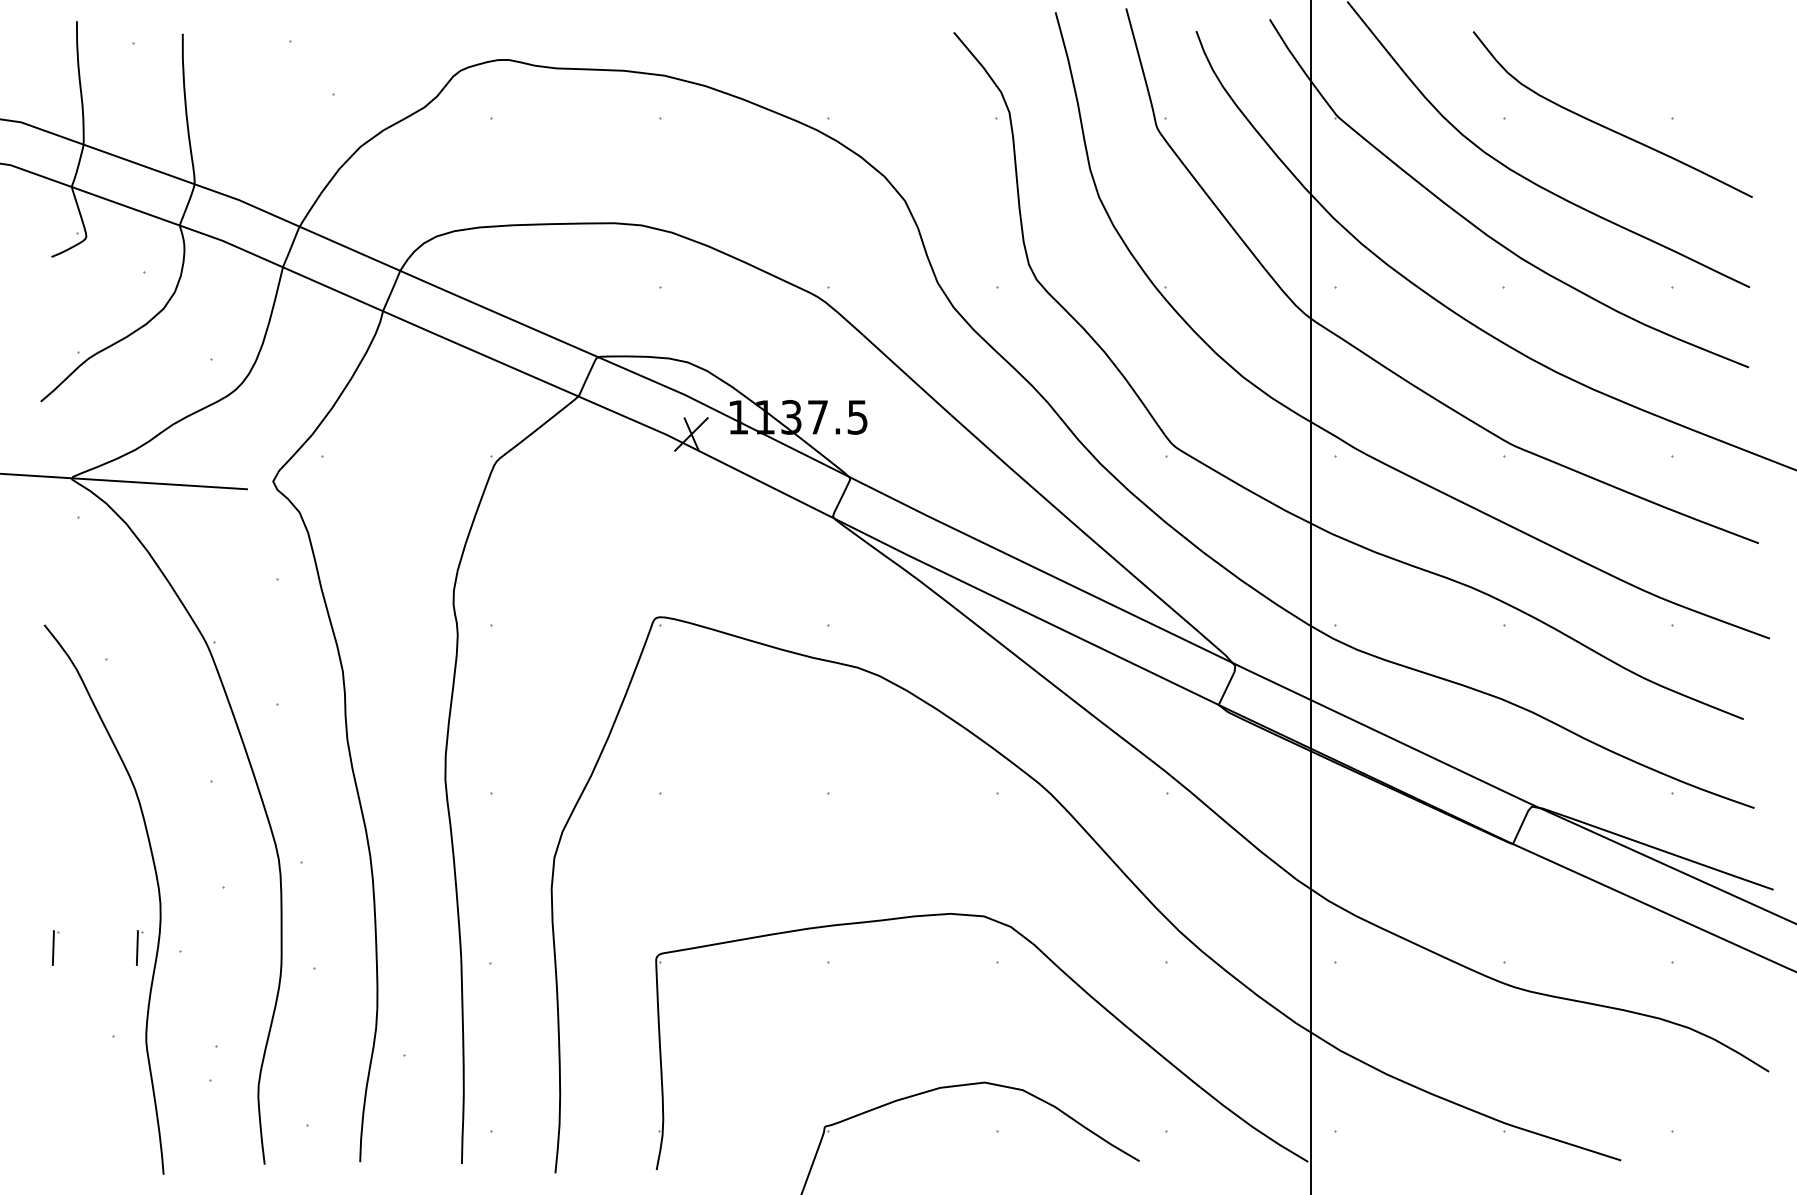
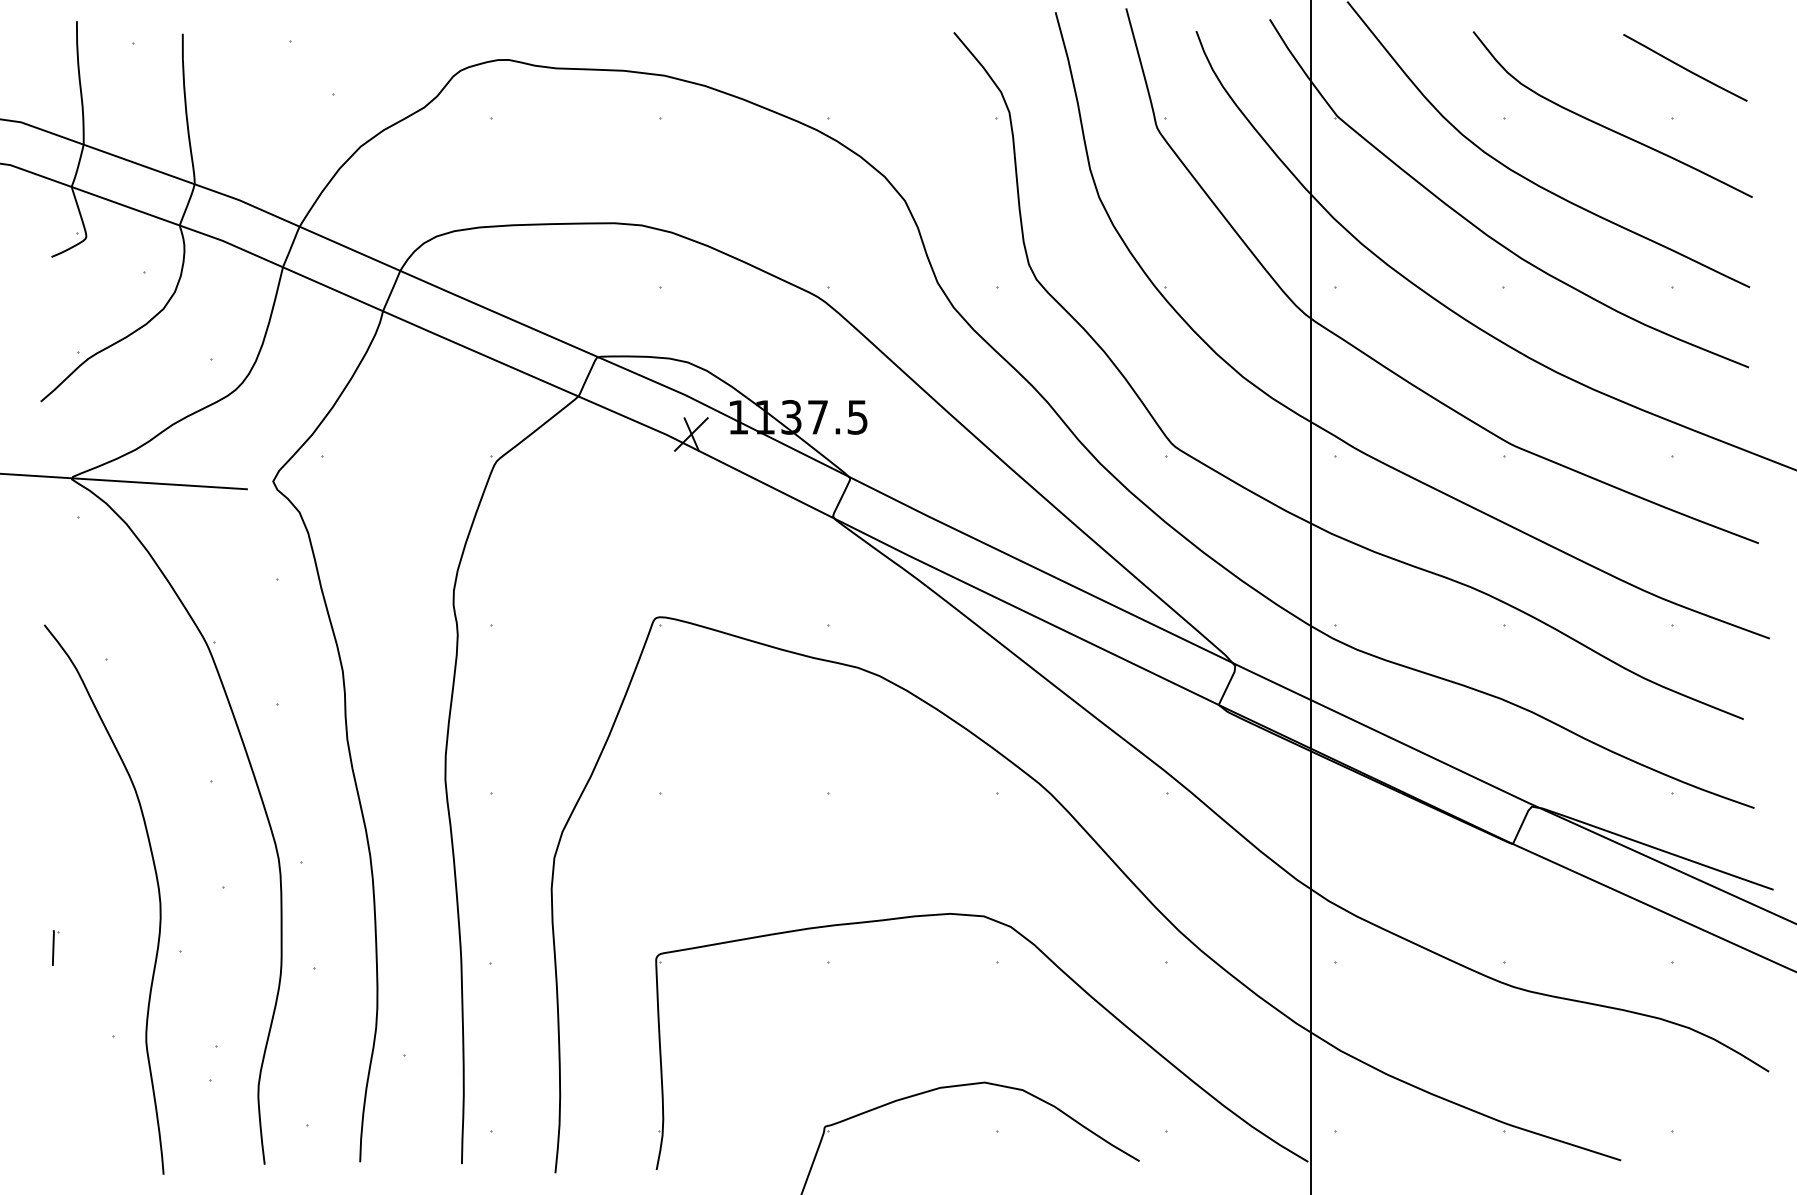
curve: none -> present (1685, 67)
part: present -> none (139, 947)
